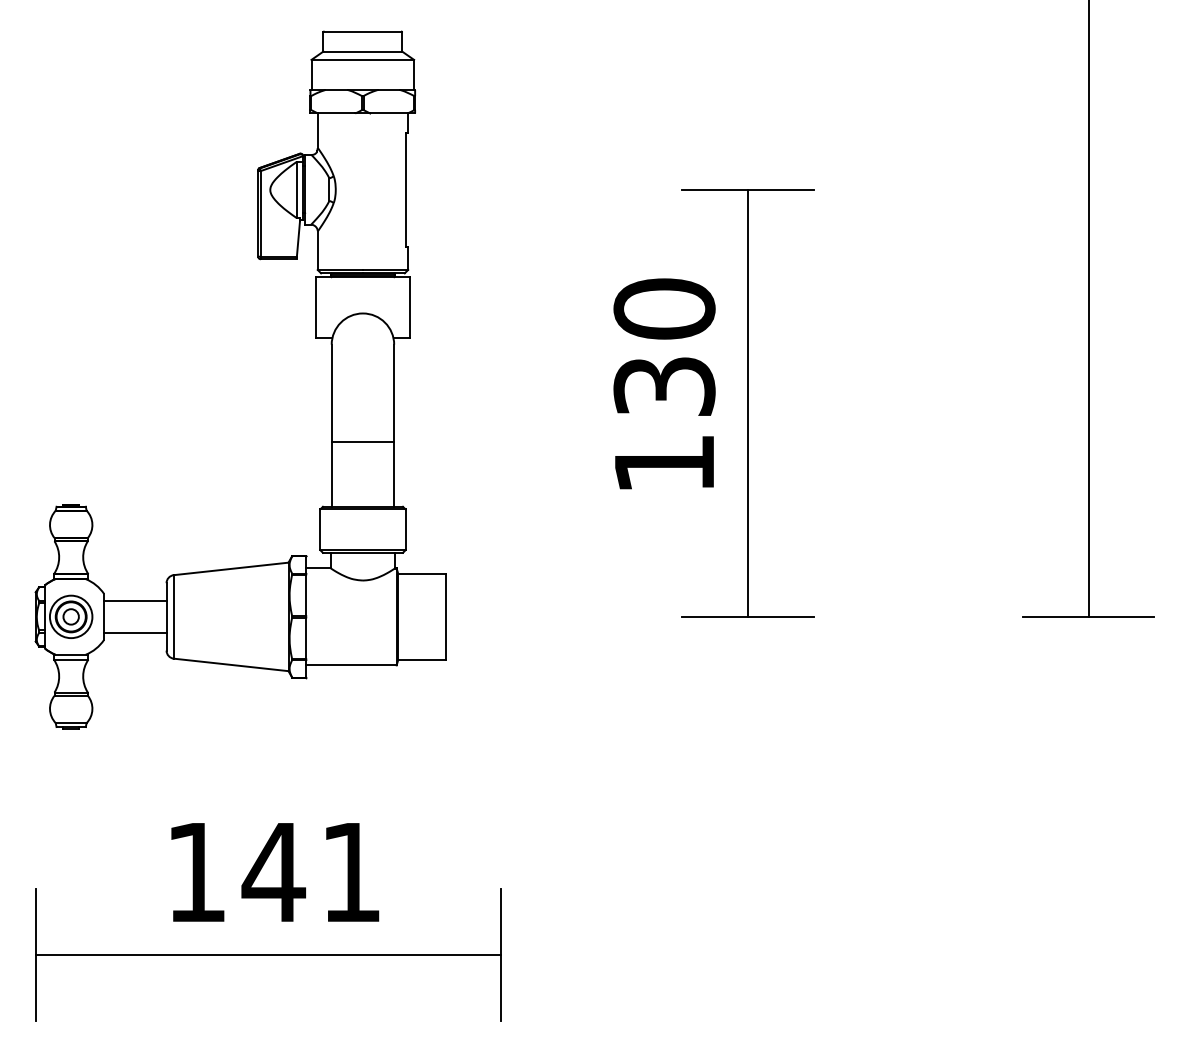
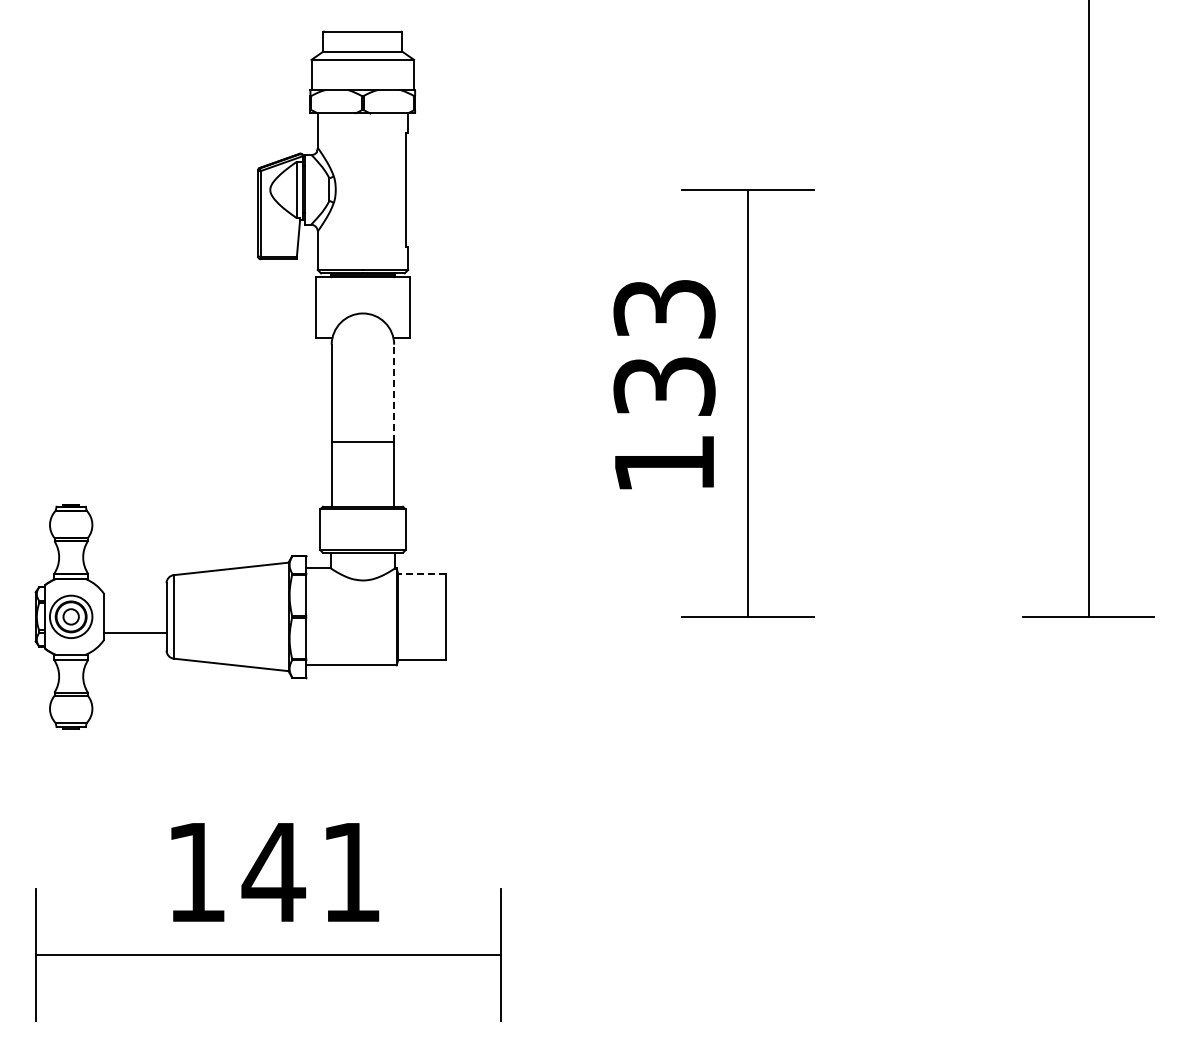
text: 130 -> 133 (664, 308)
line: solid -> dashed (394, 392)
line: solid -> dashed (422, 573)
line: present -> none (135, 601)
